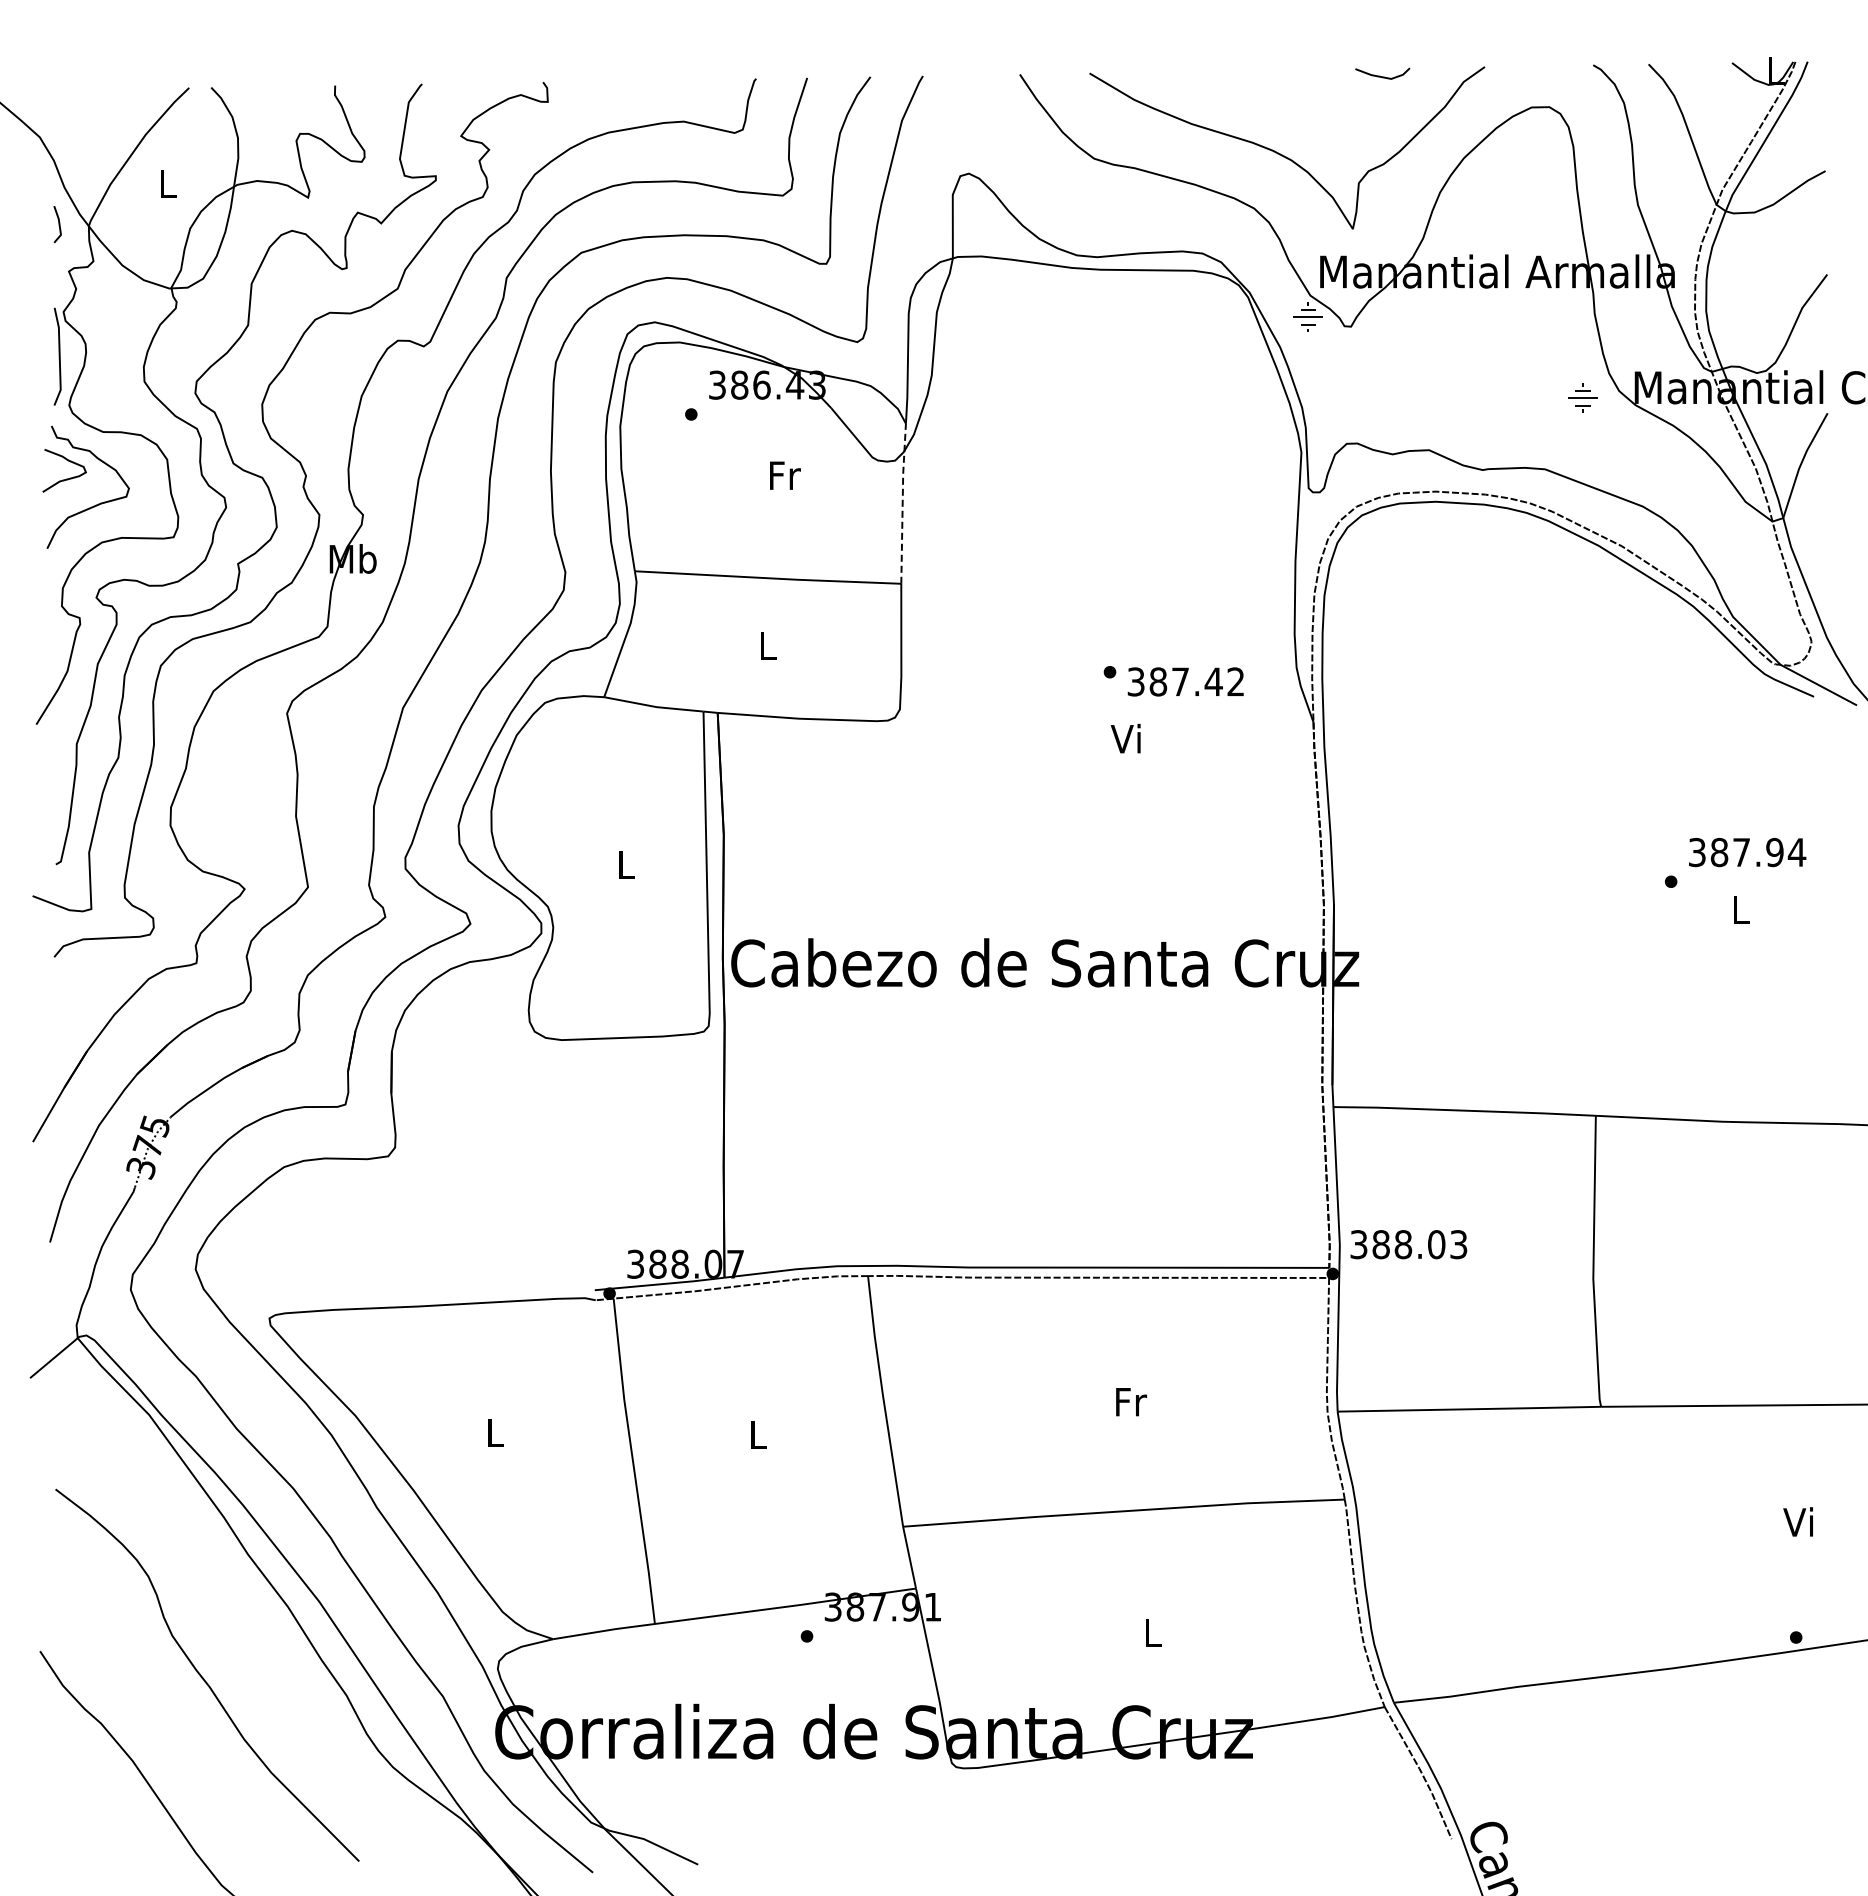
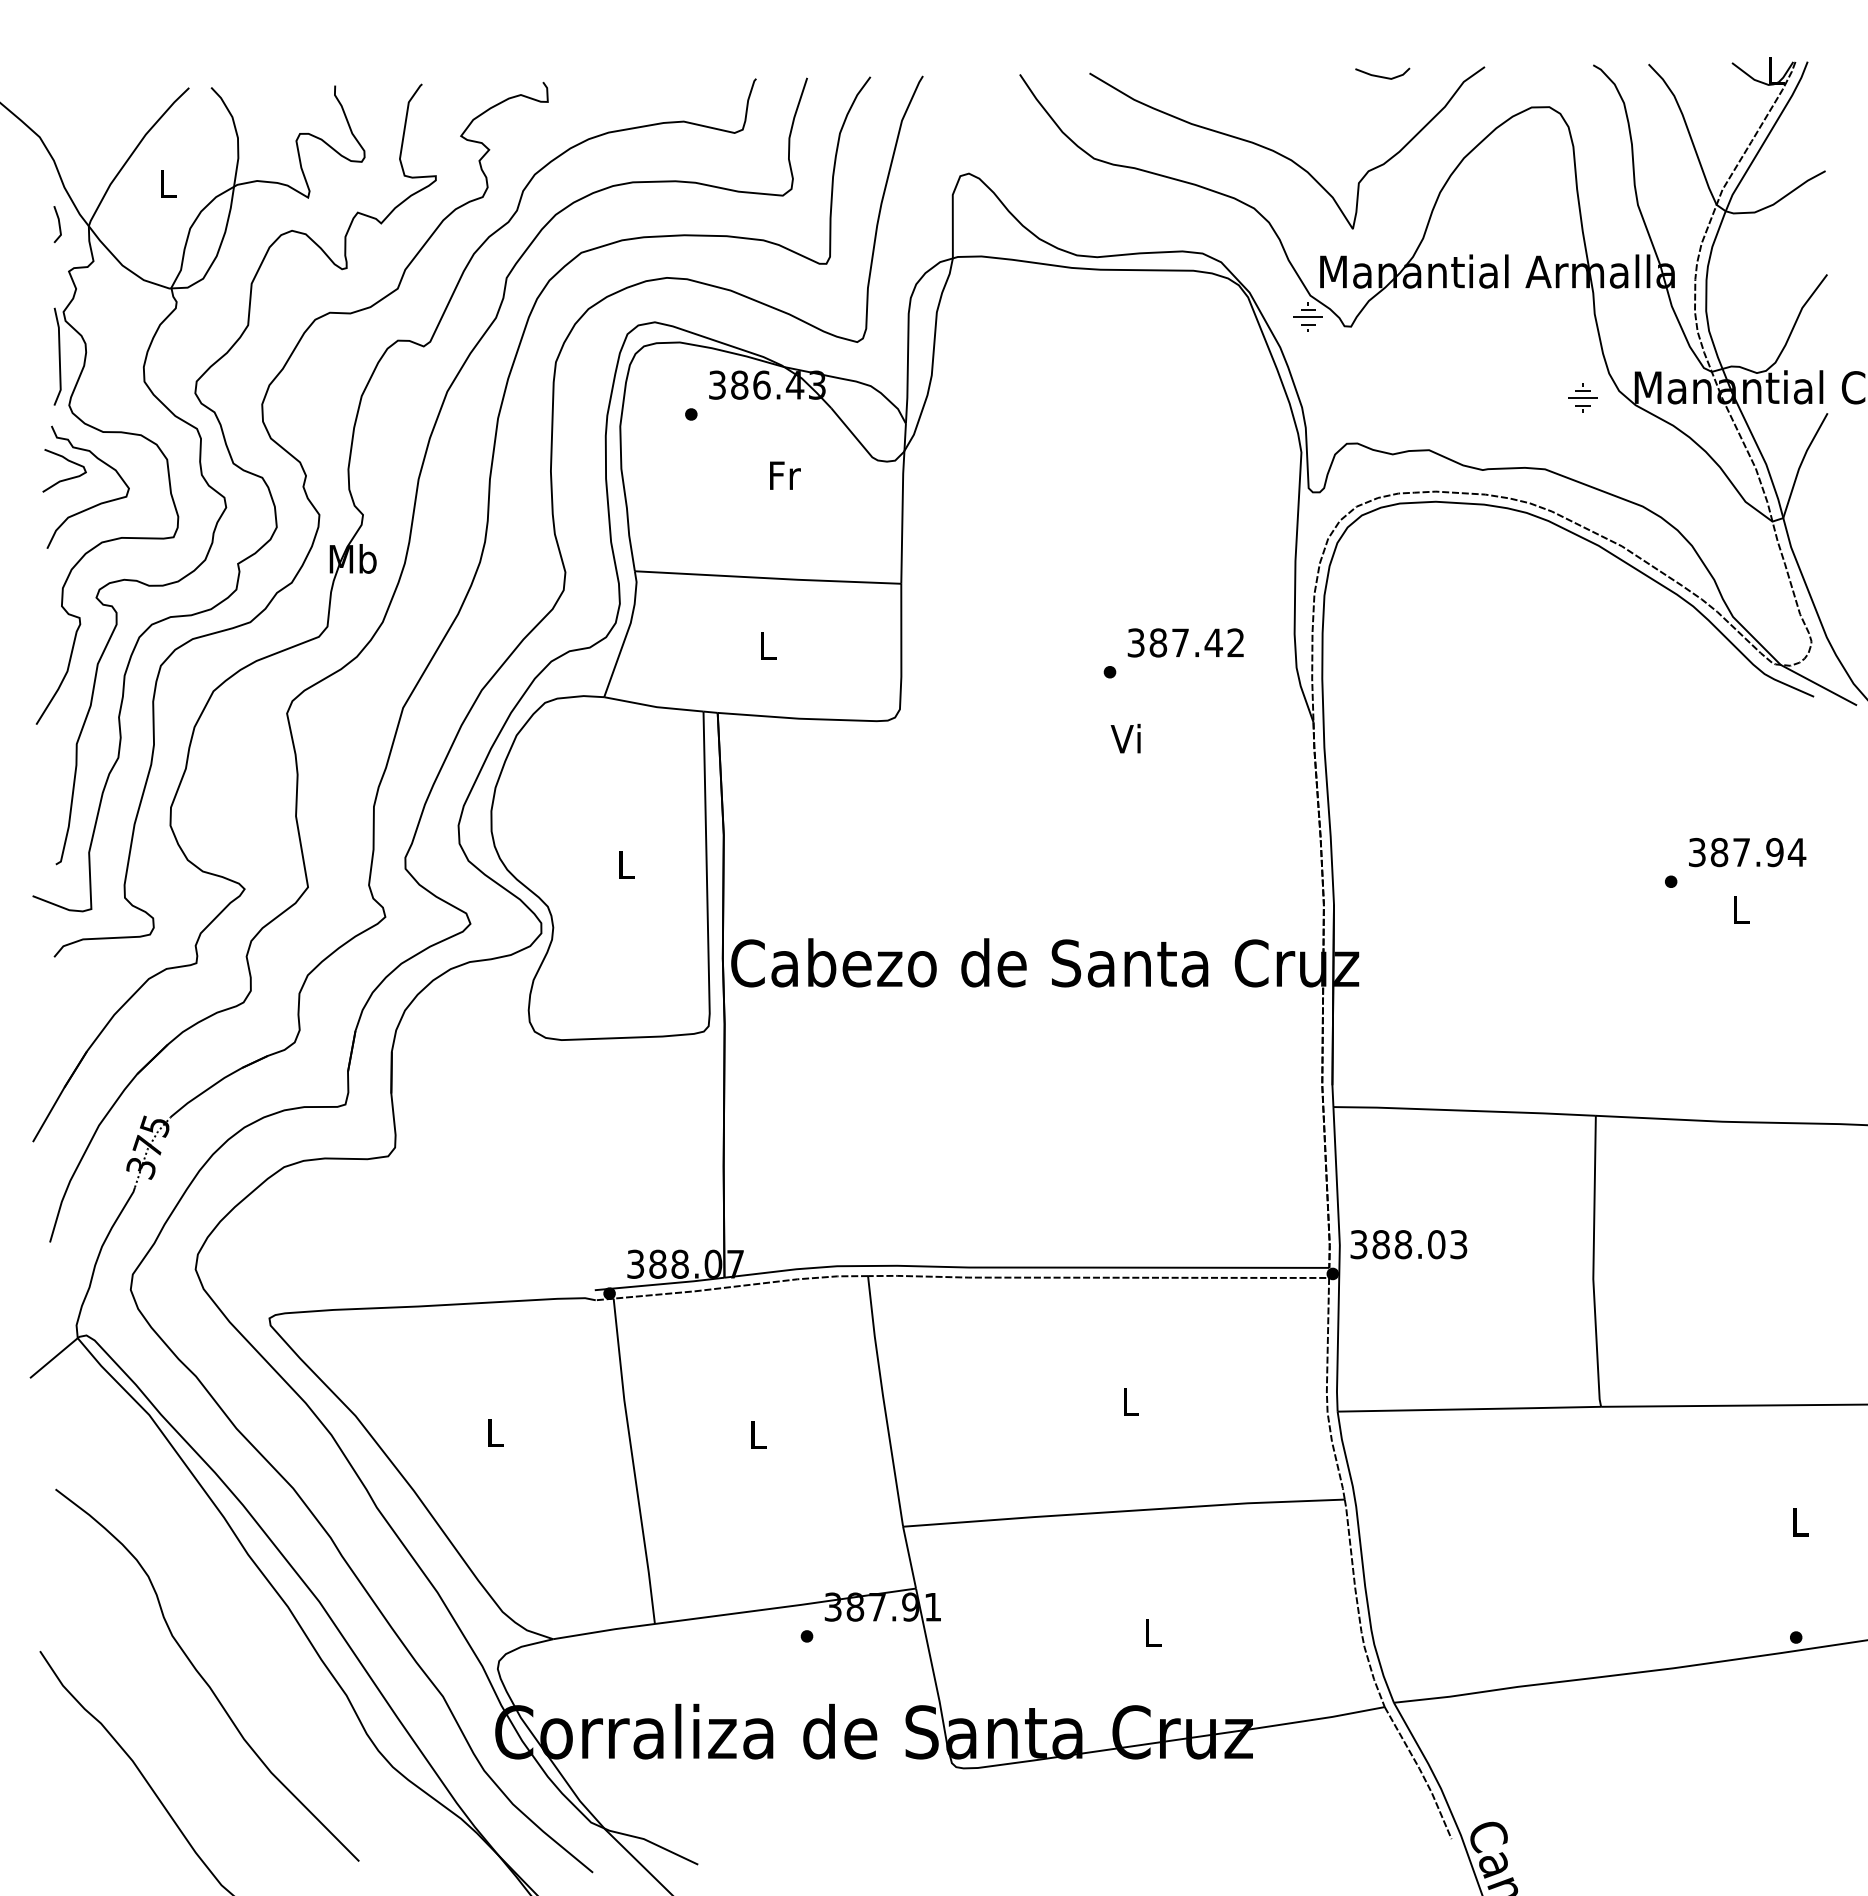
line: dashed -> solid (902, 502)
text position: (1185, 681) -> (1185, 642) (1185, 642)
text: Fr -> L (1131, 1402)
text: Vi -> L (1797, 1521)
